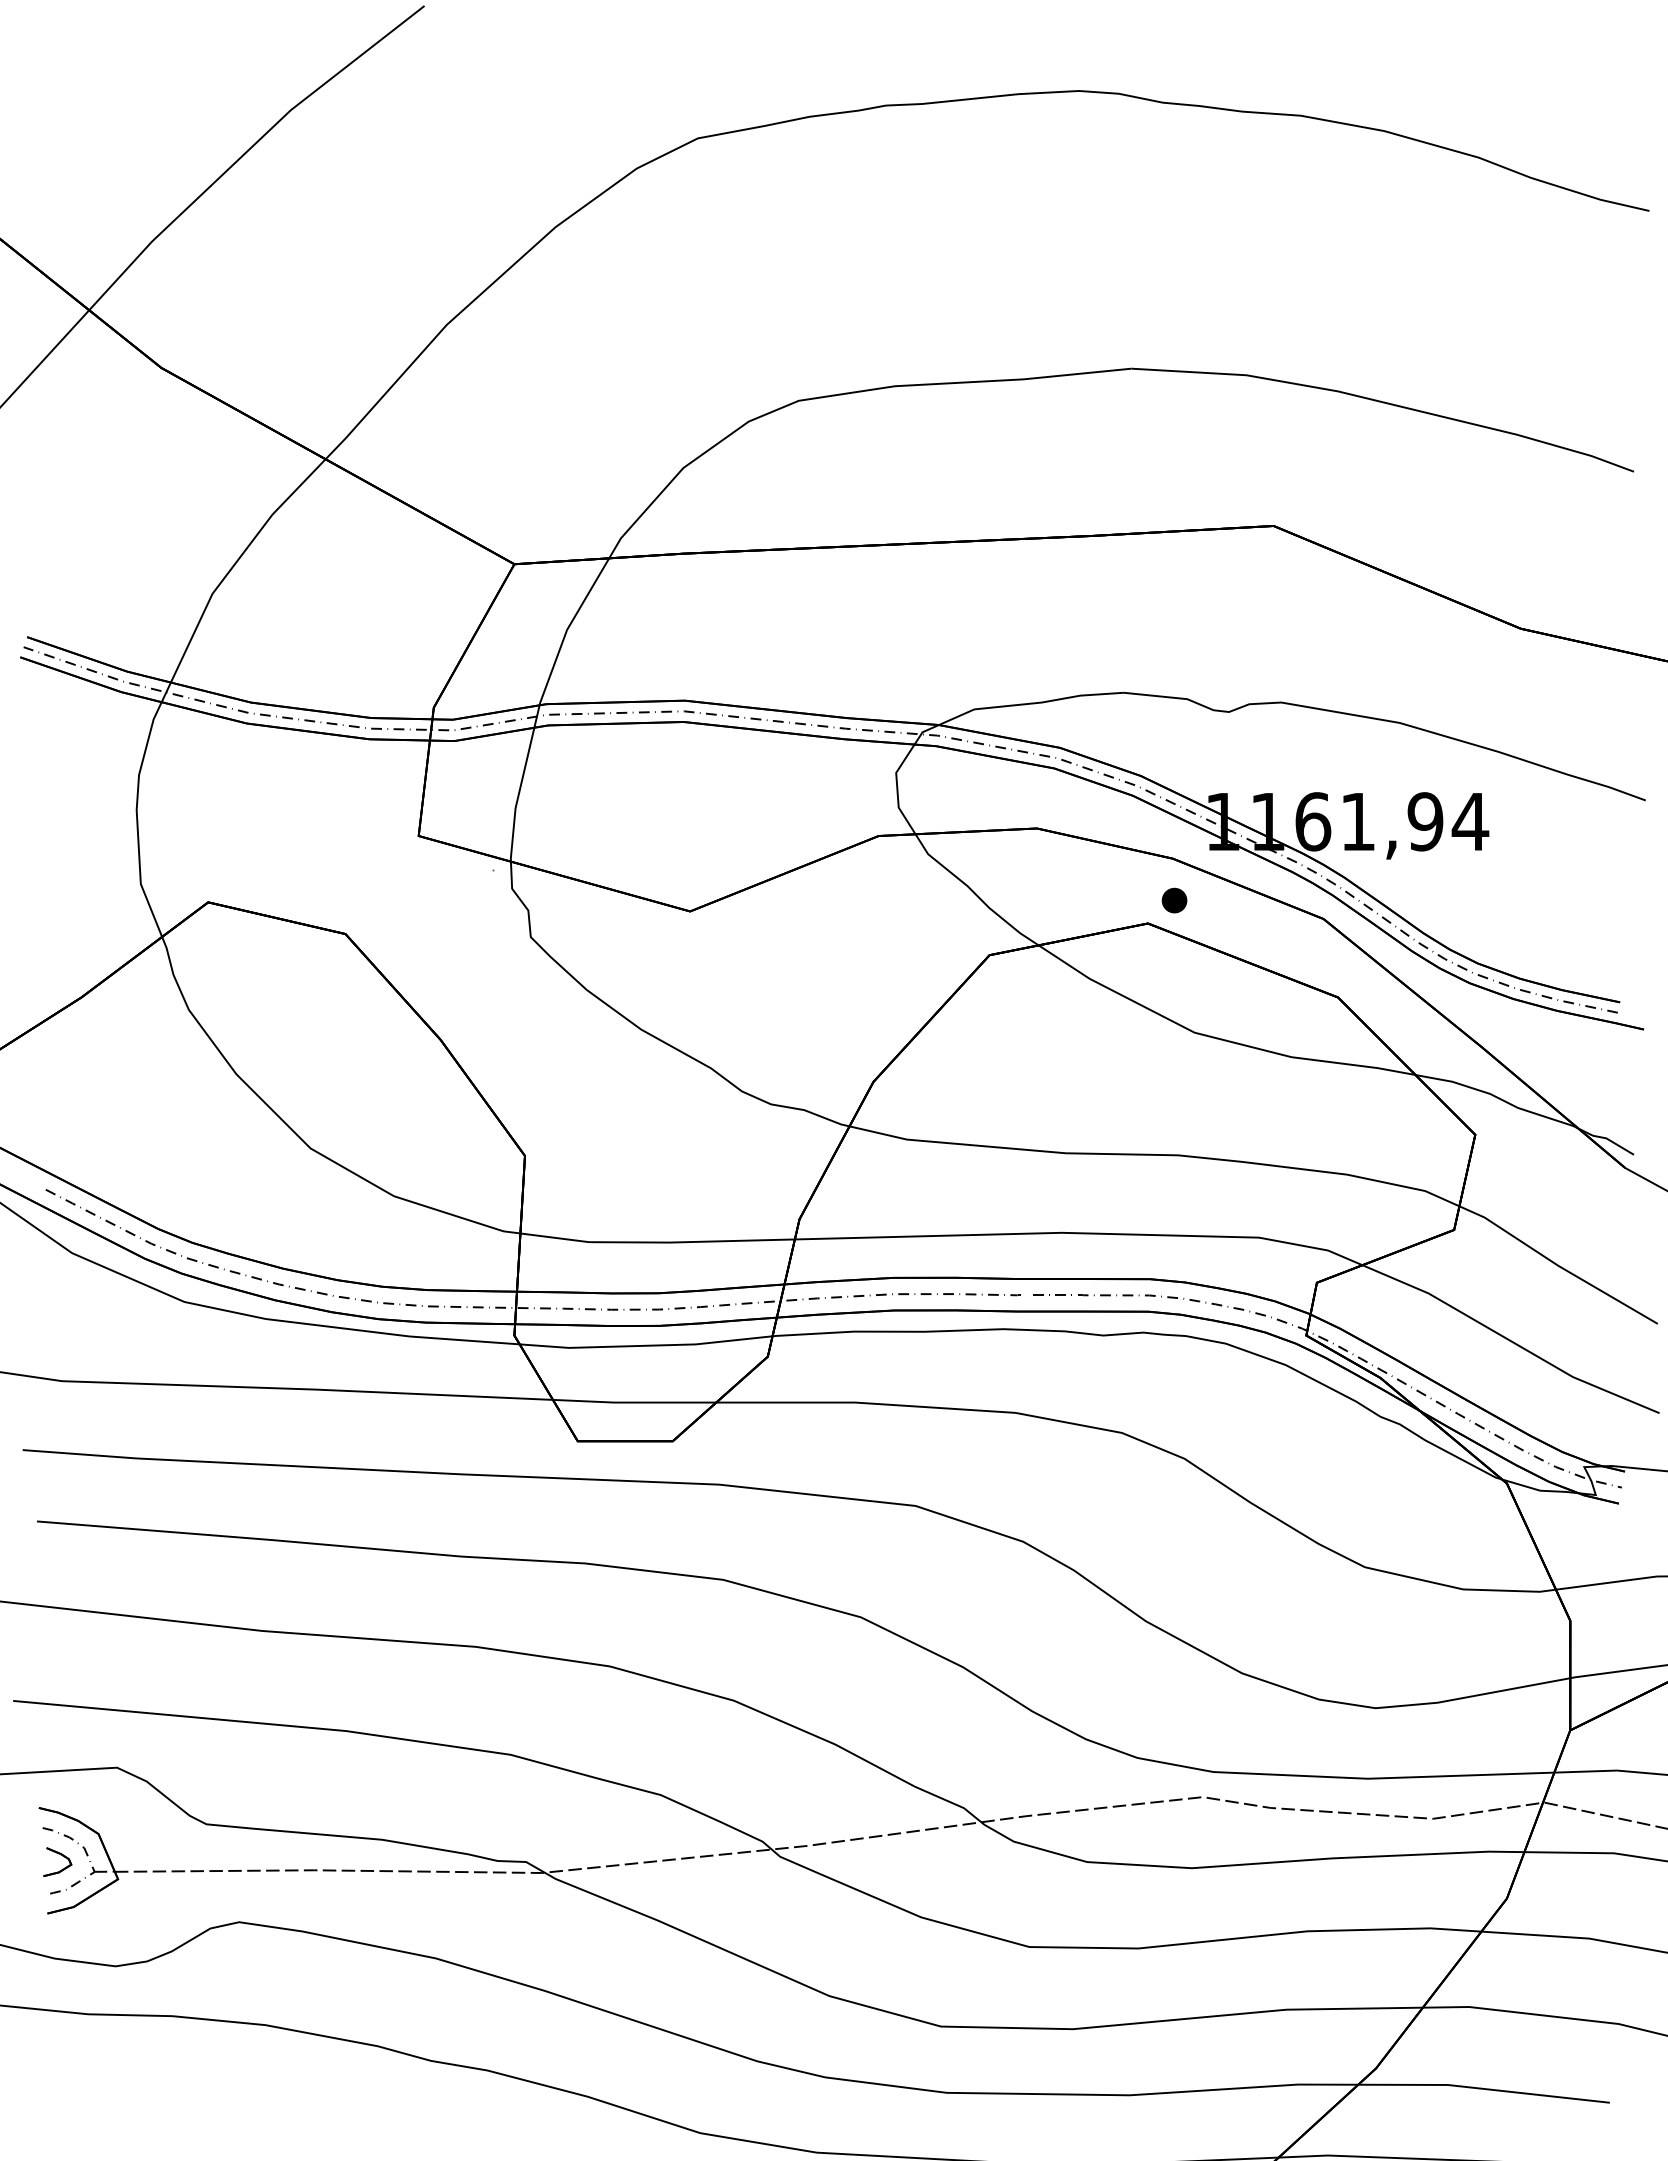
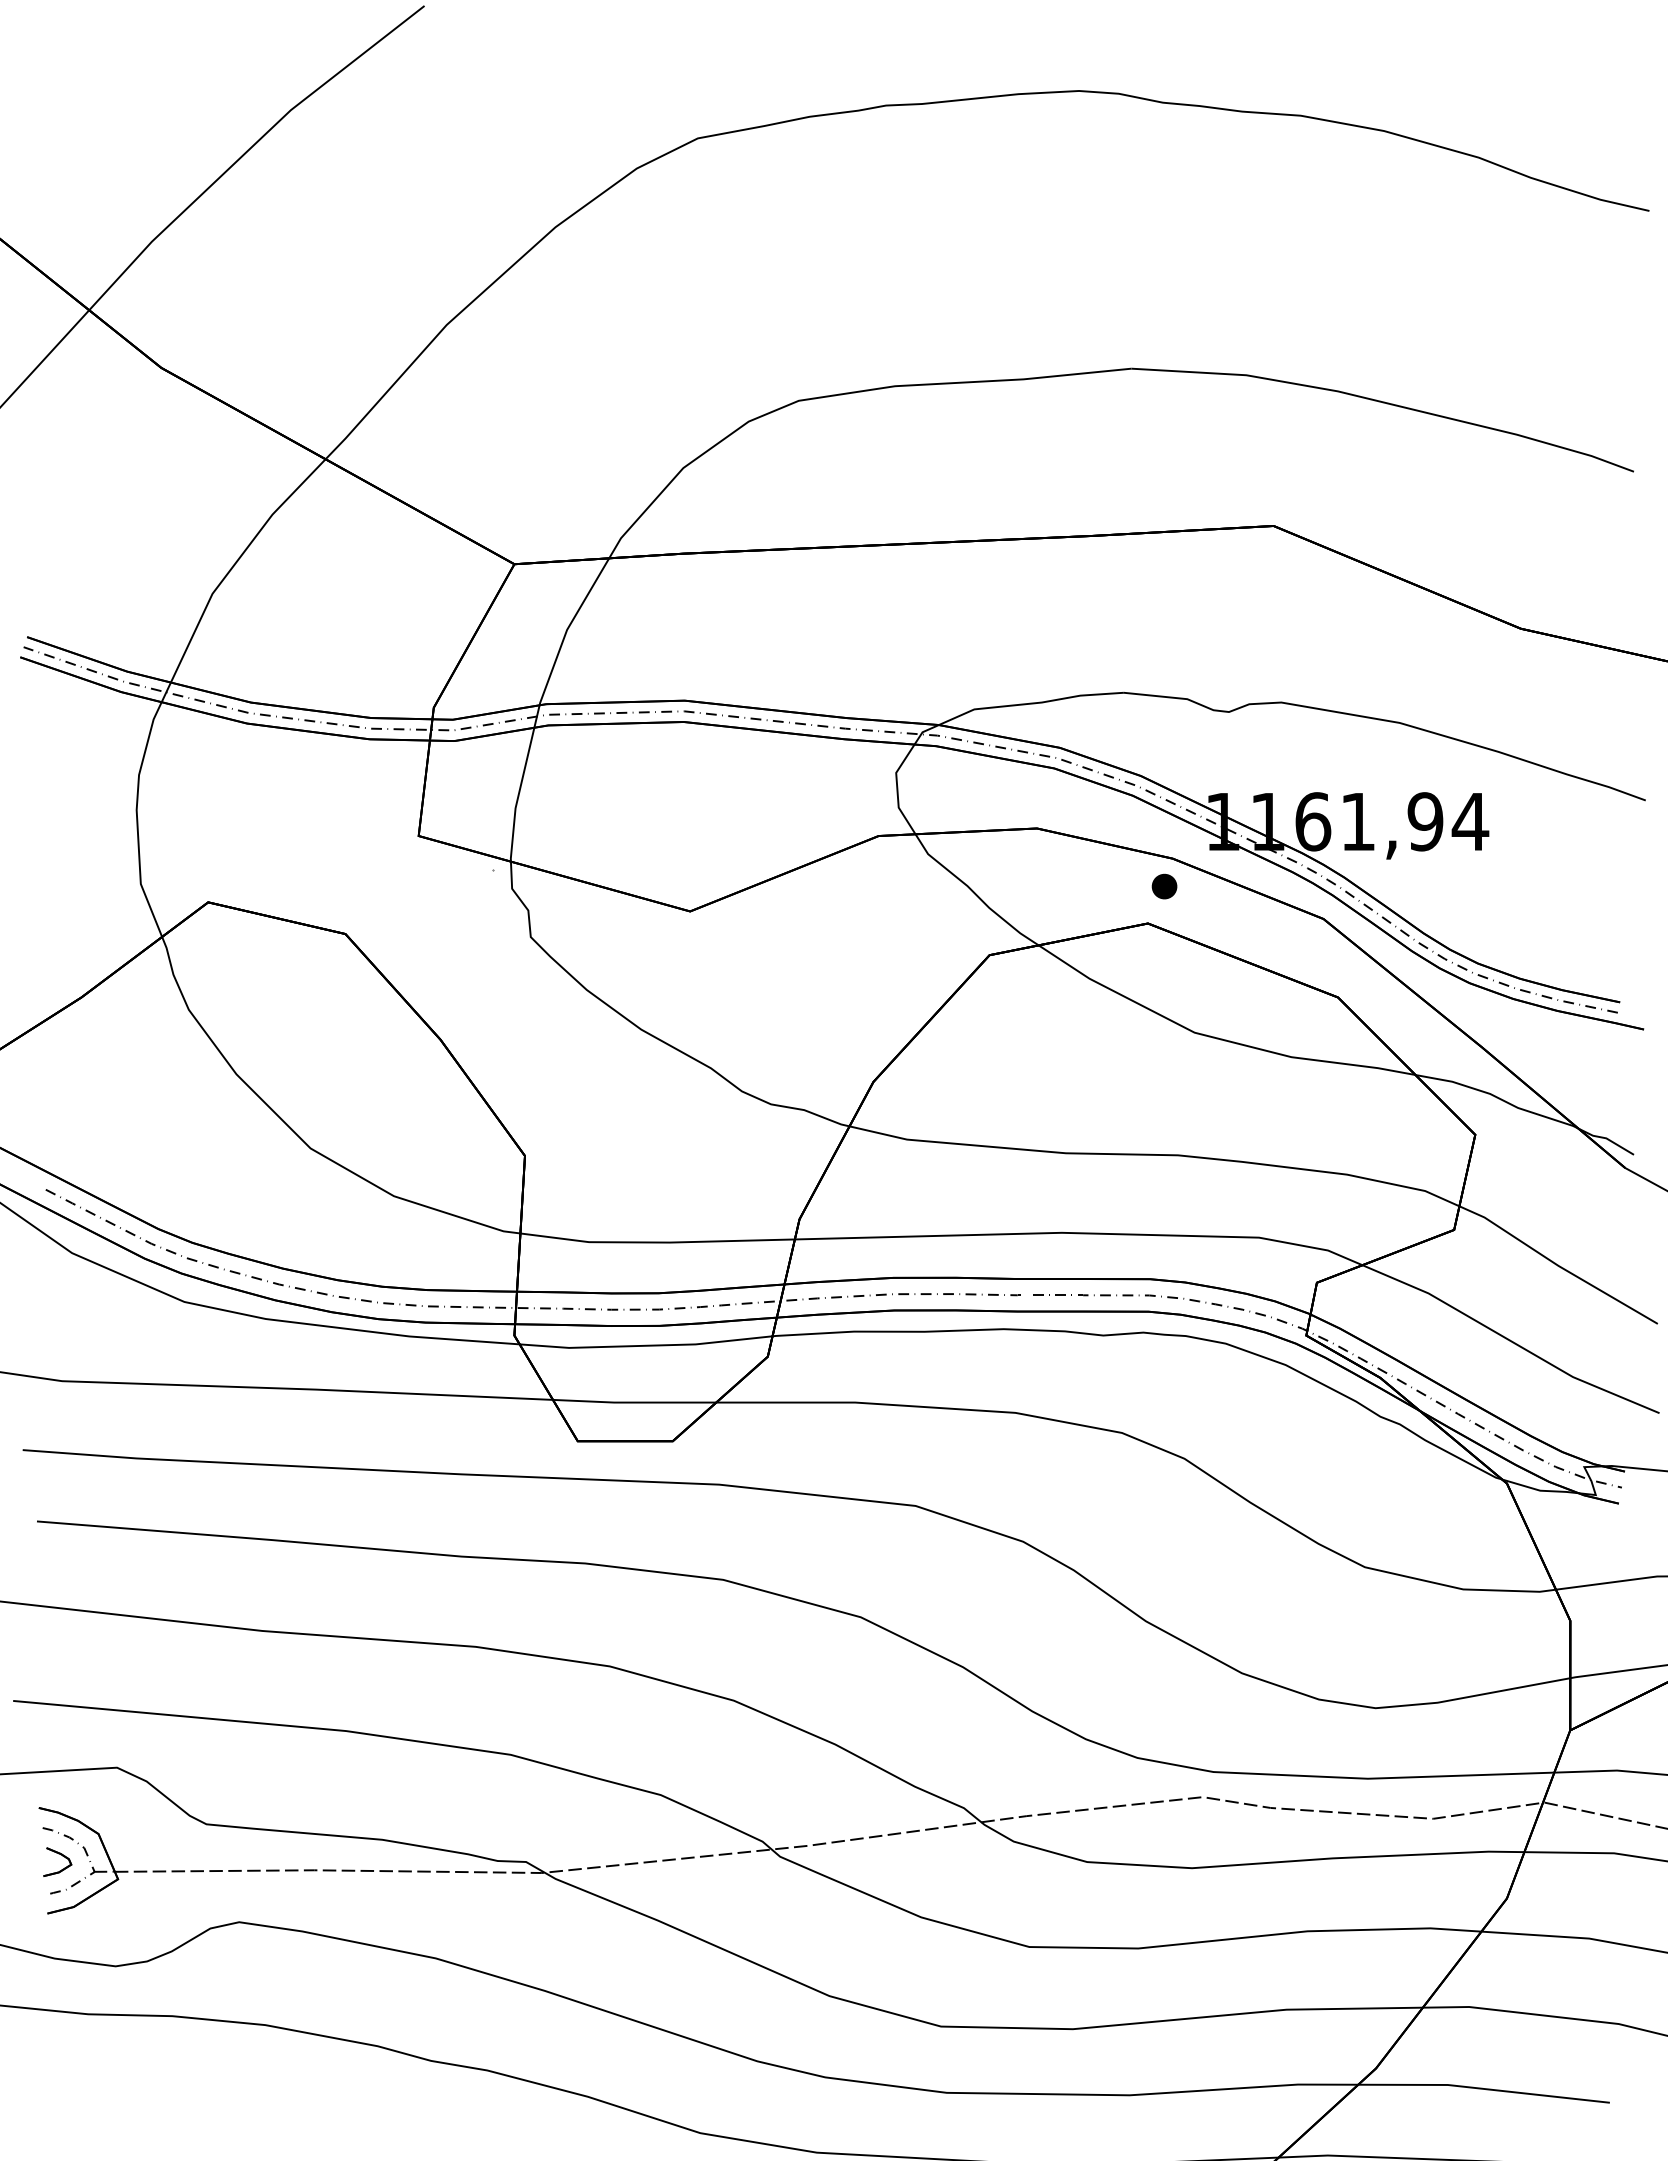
part position: (1174, 900) -> (1164, 886) (1164, 886)
